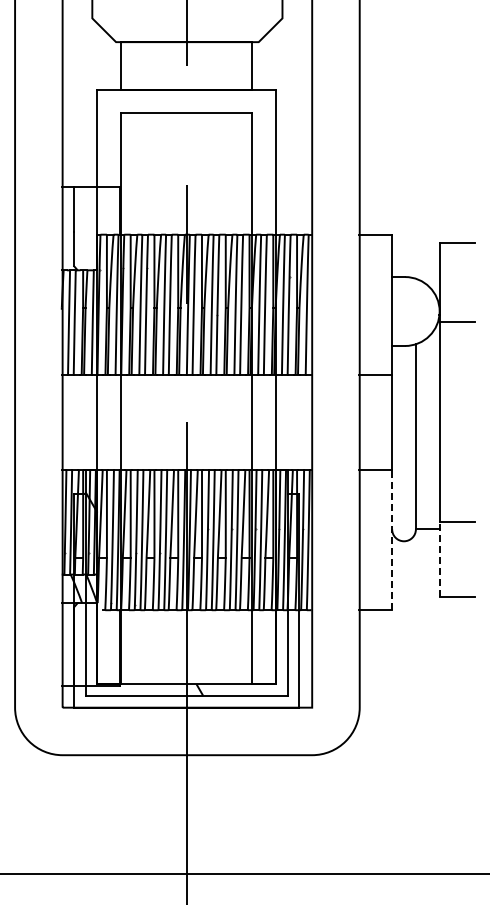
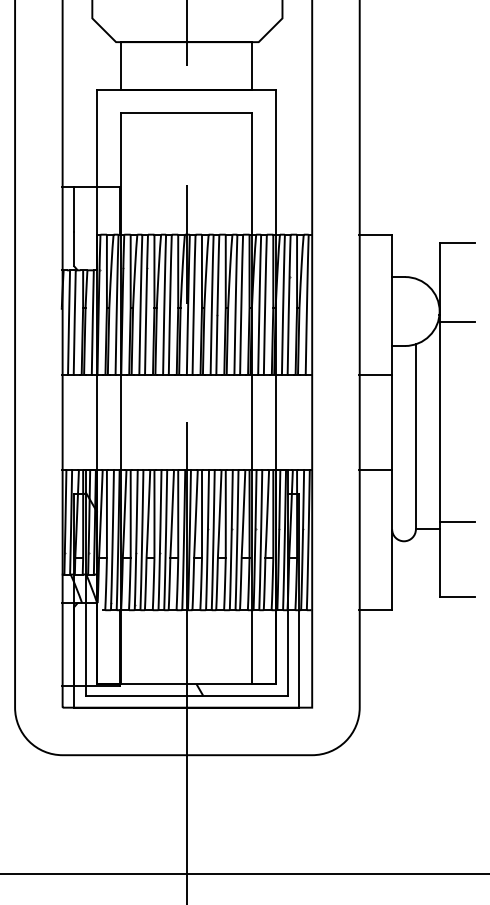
line: dashed -> solid (392, 539)
line: dashed -> solid (439, 559)
